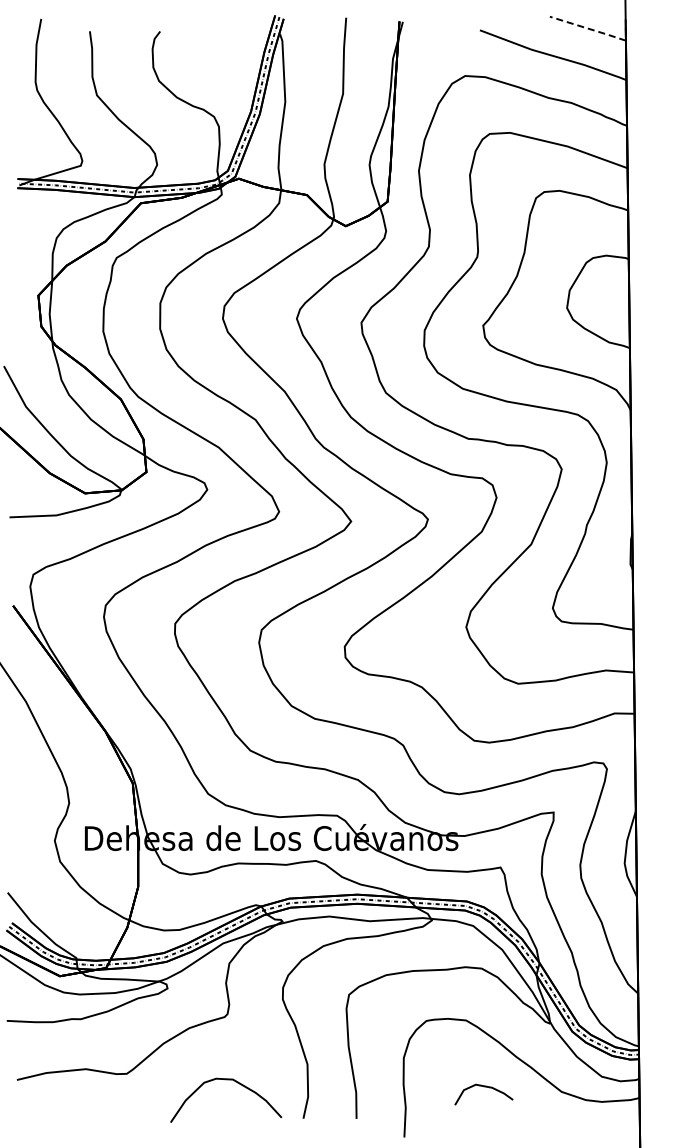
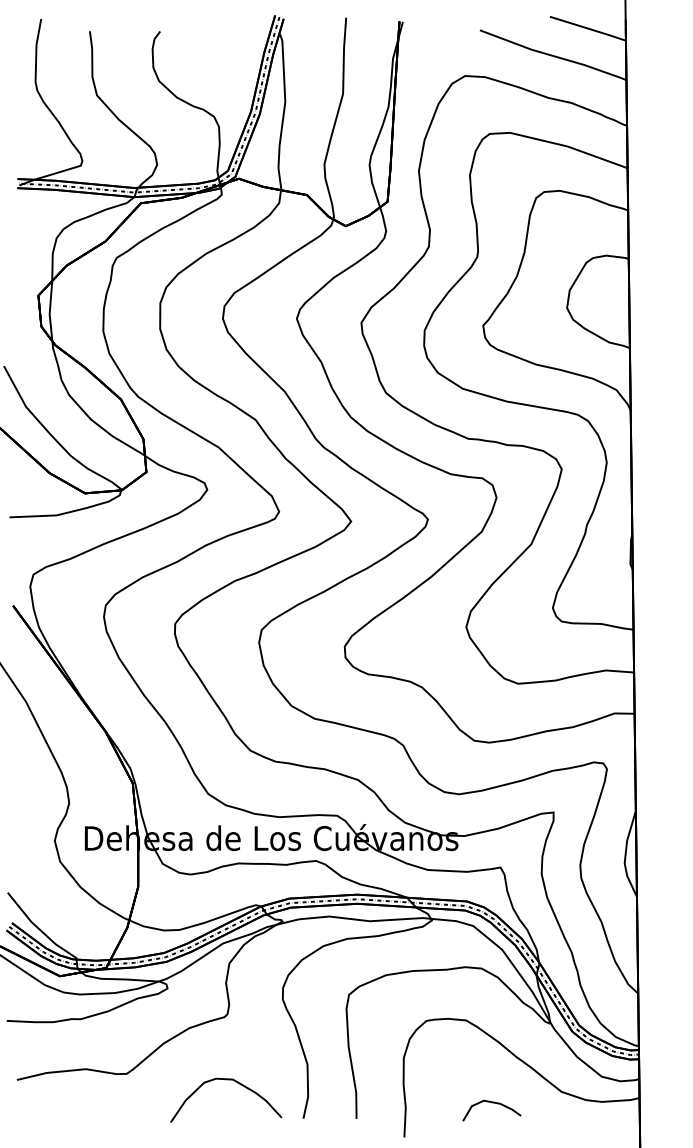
line: dashed -> solid (588, 28)
curve position: (484, 1087) -> (492, 1103) (492, 1103)
